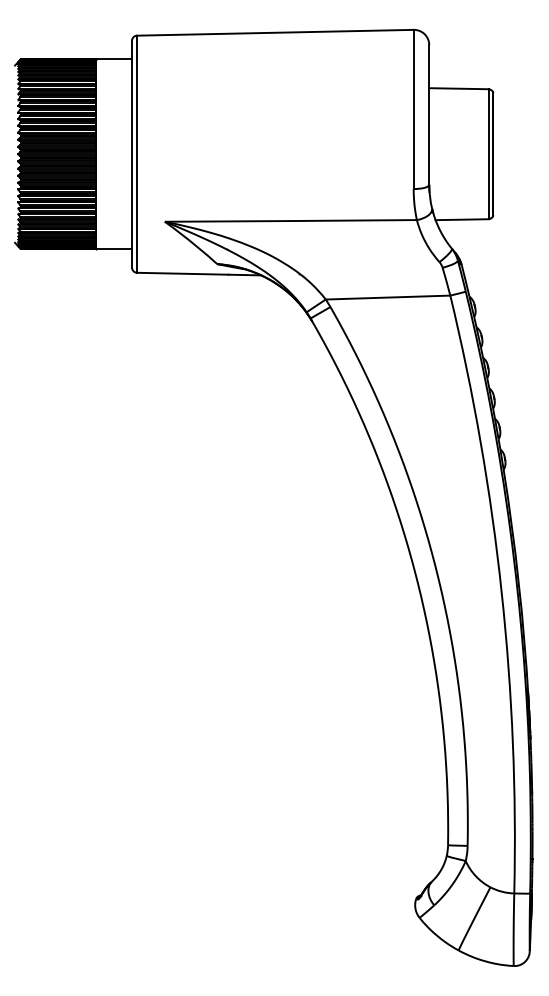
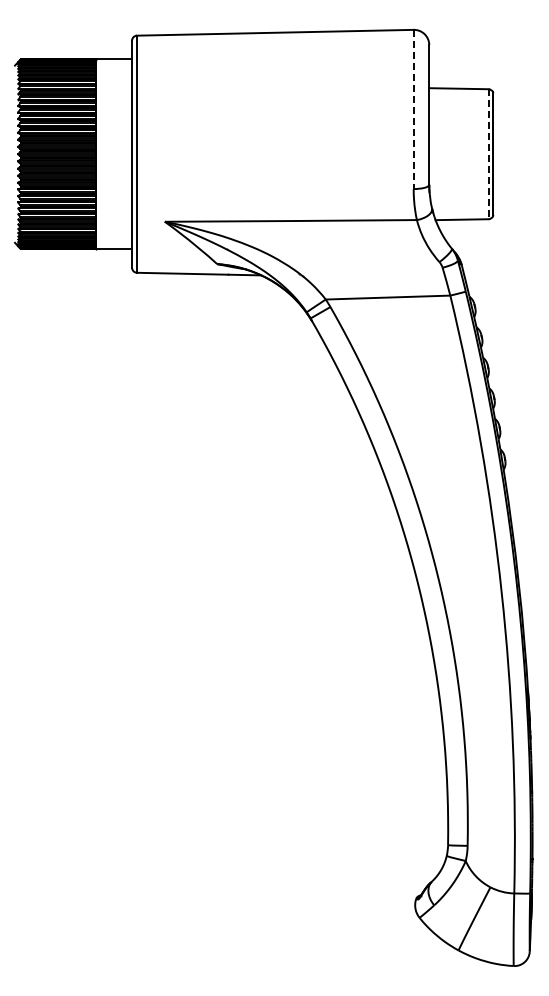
line: solid -> dashed (413, 109)
line: solid -> dashed (488, 154)
